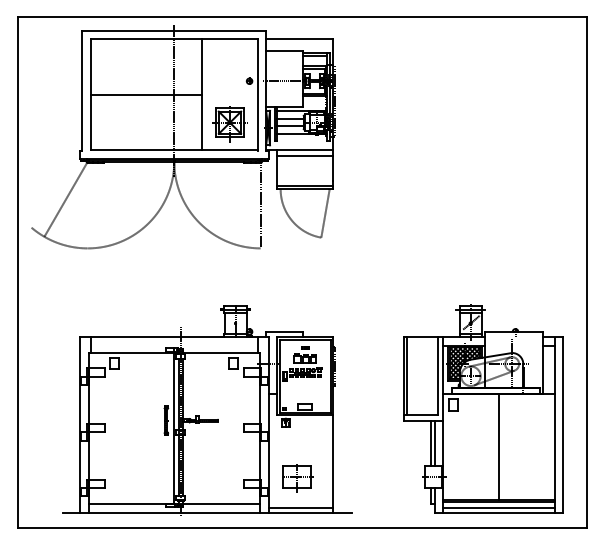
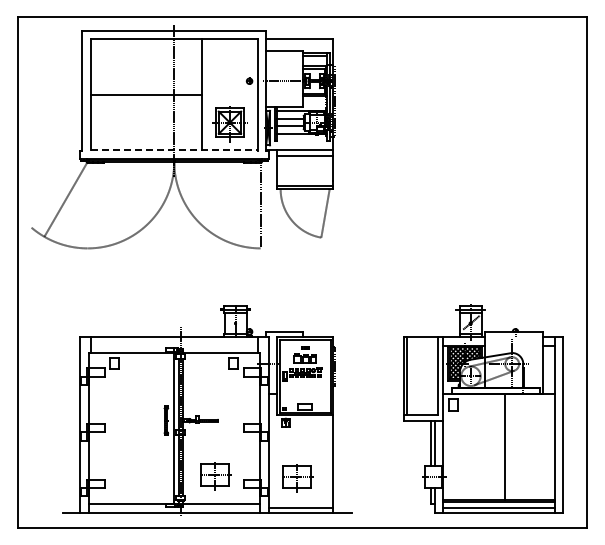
line: solid -> dashed (174, 150)
line position: (498, 447) -> (504, 447) (504, 447)
part: none -> present (215, 476)
